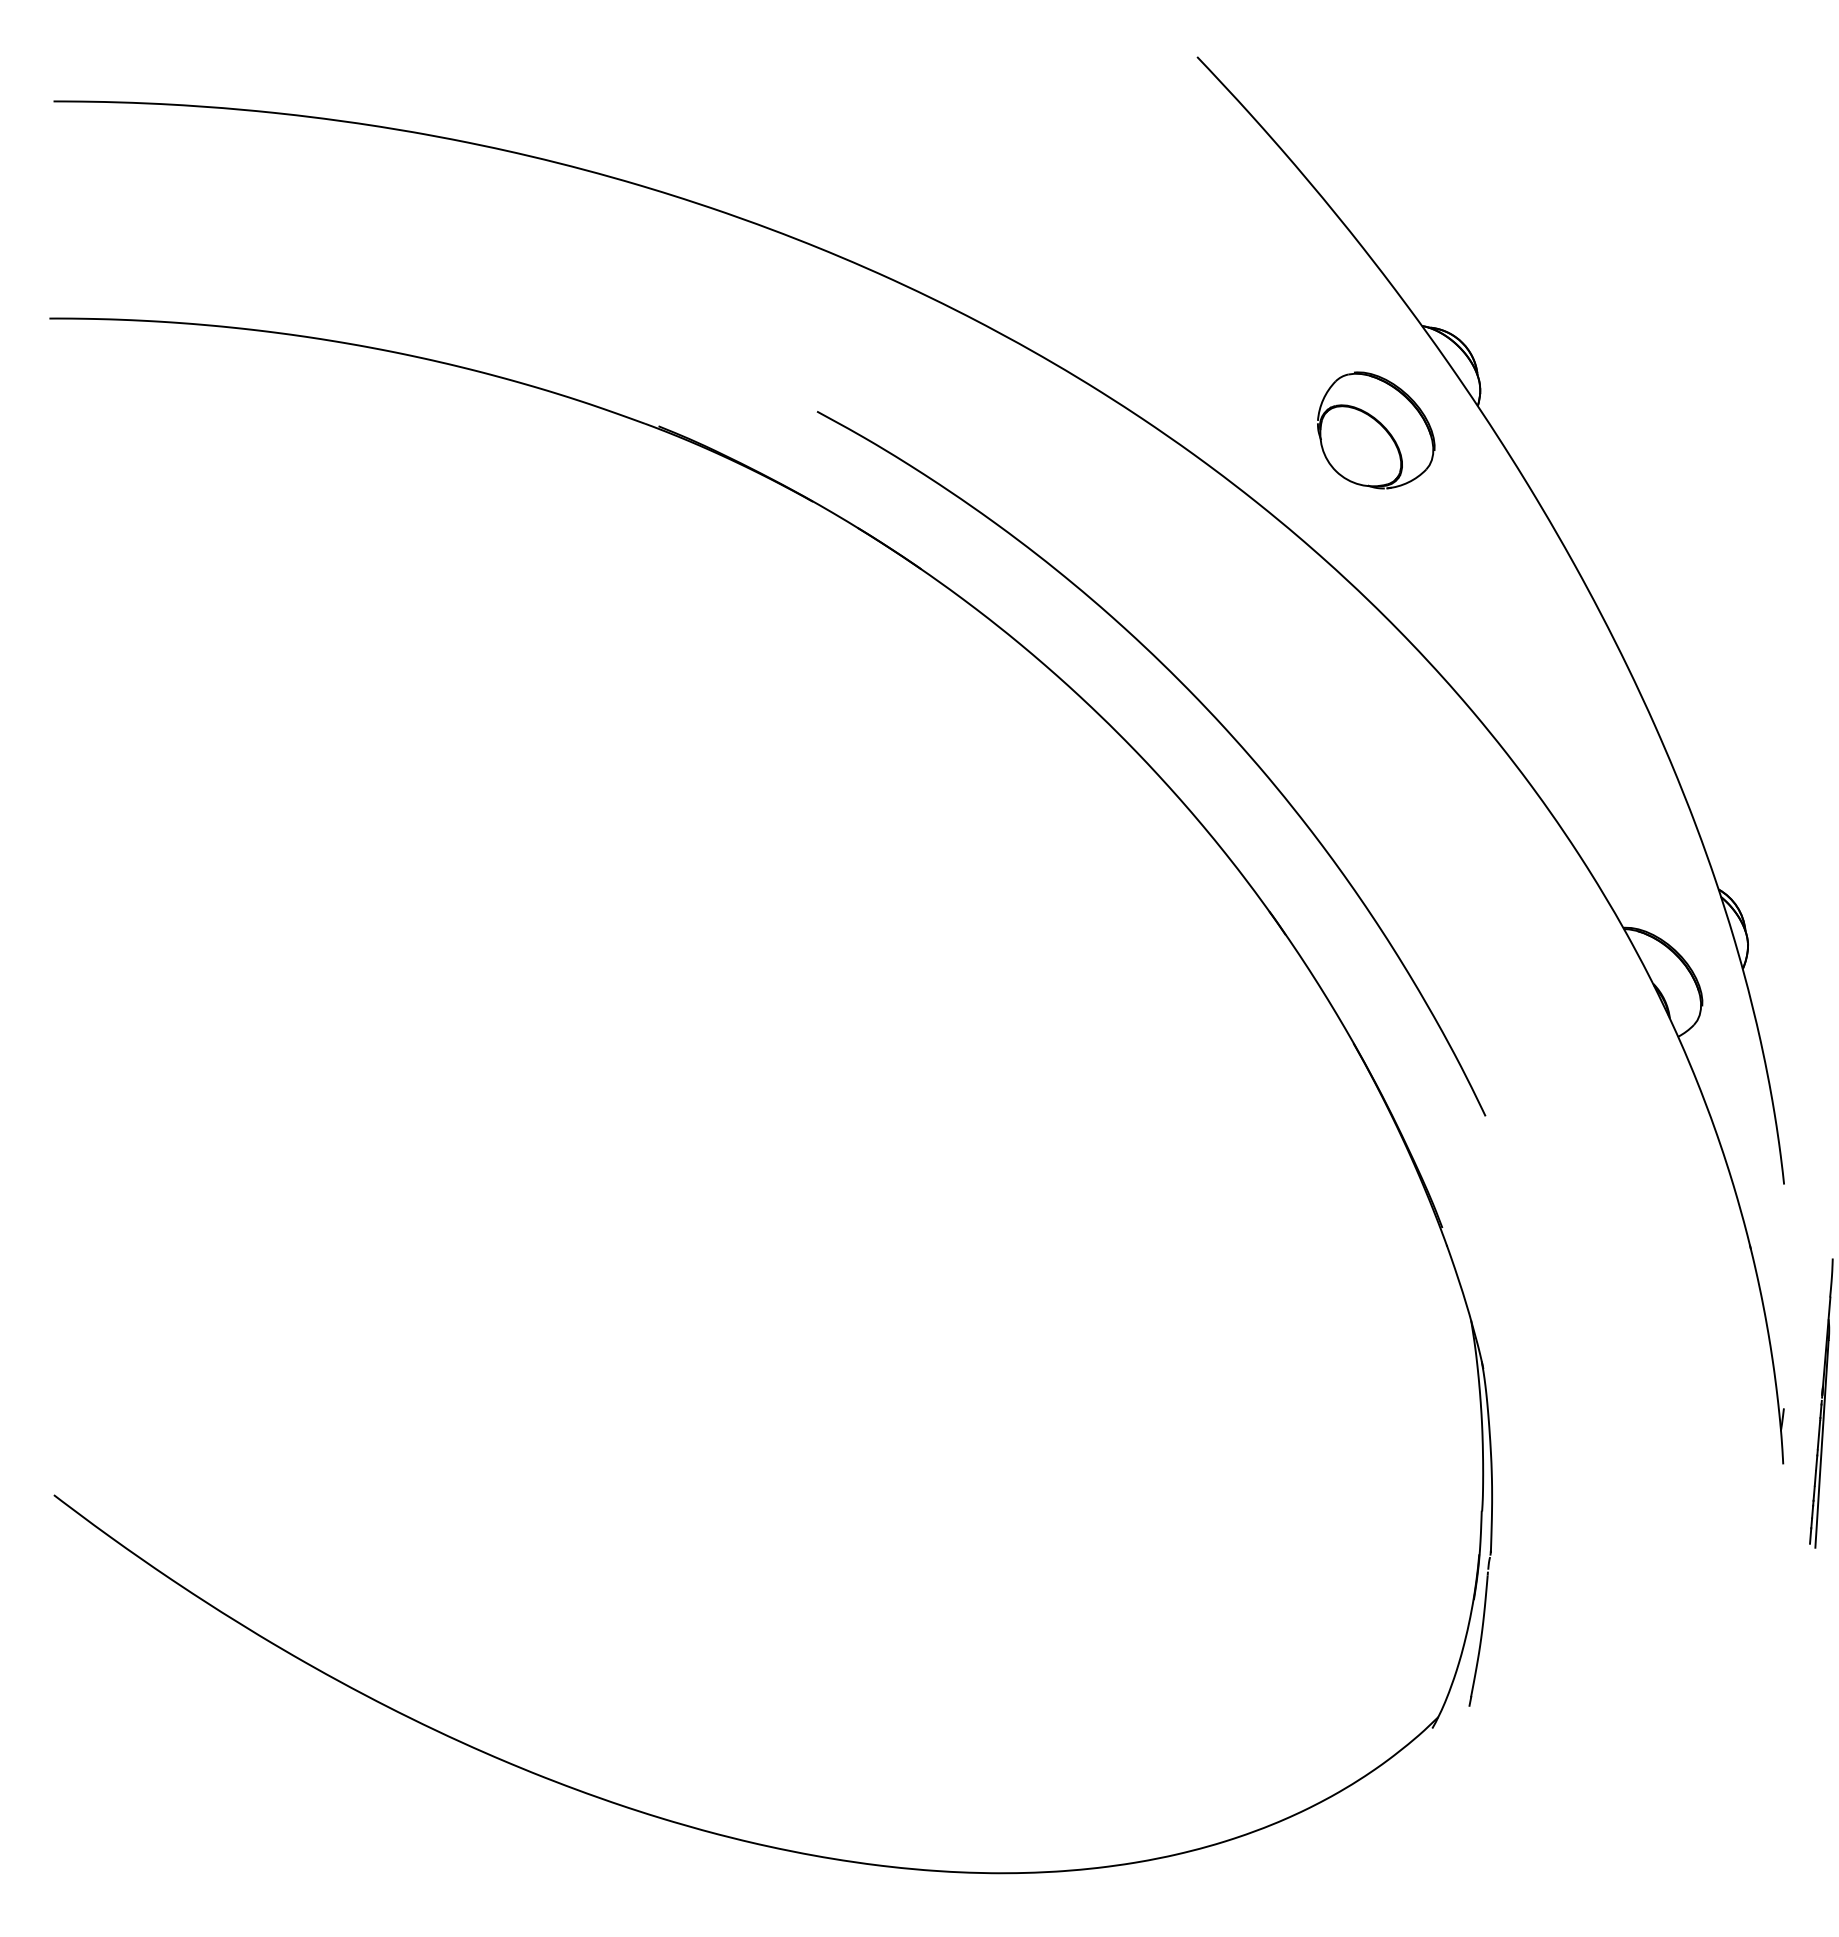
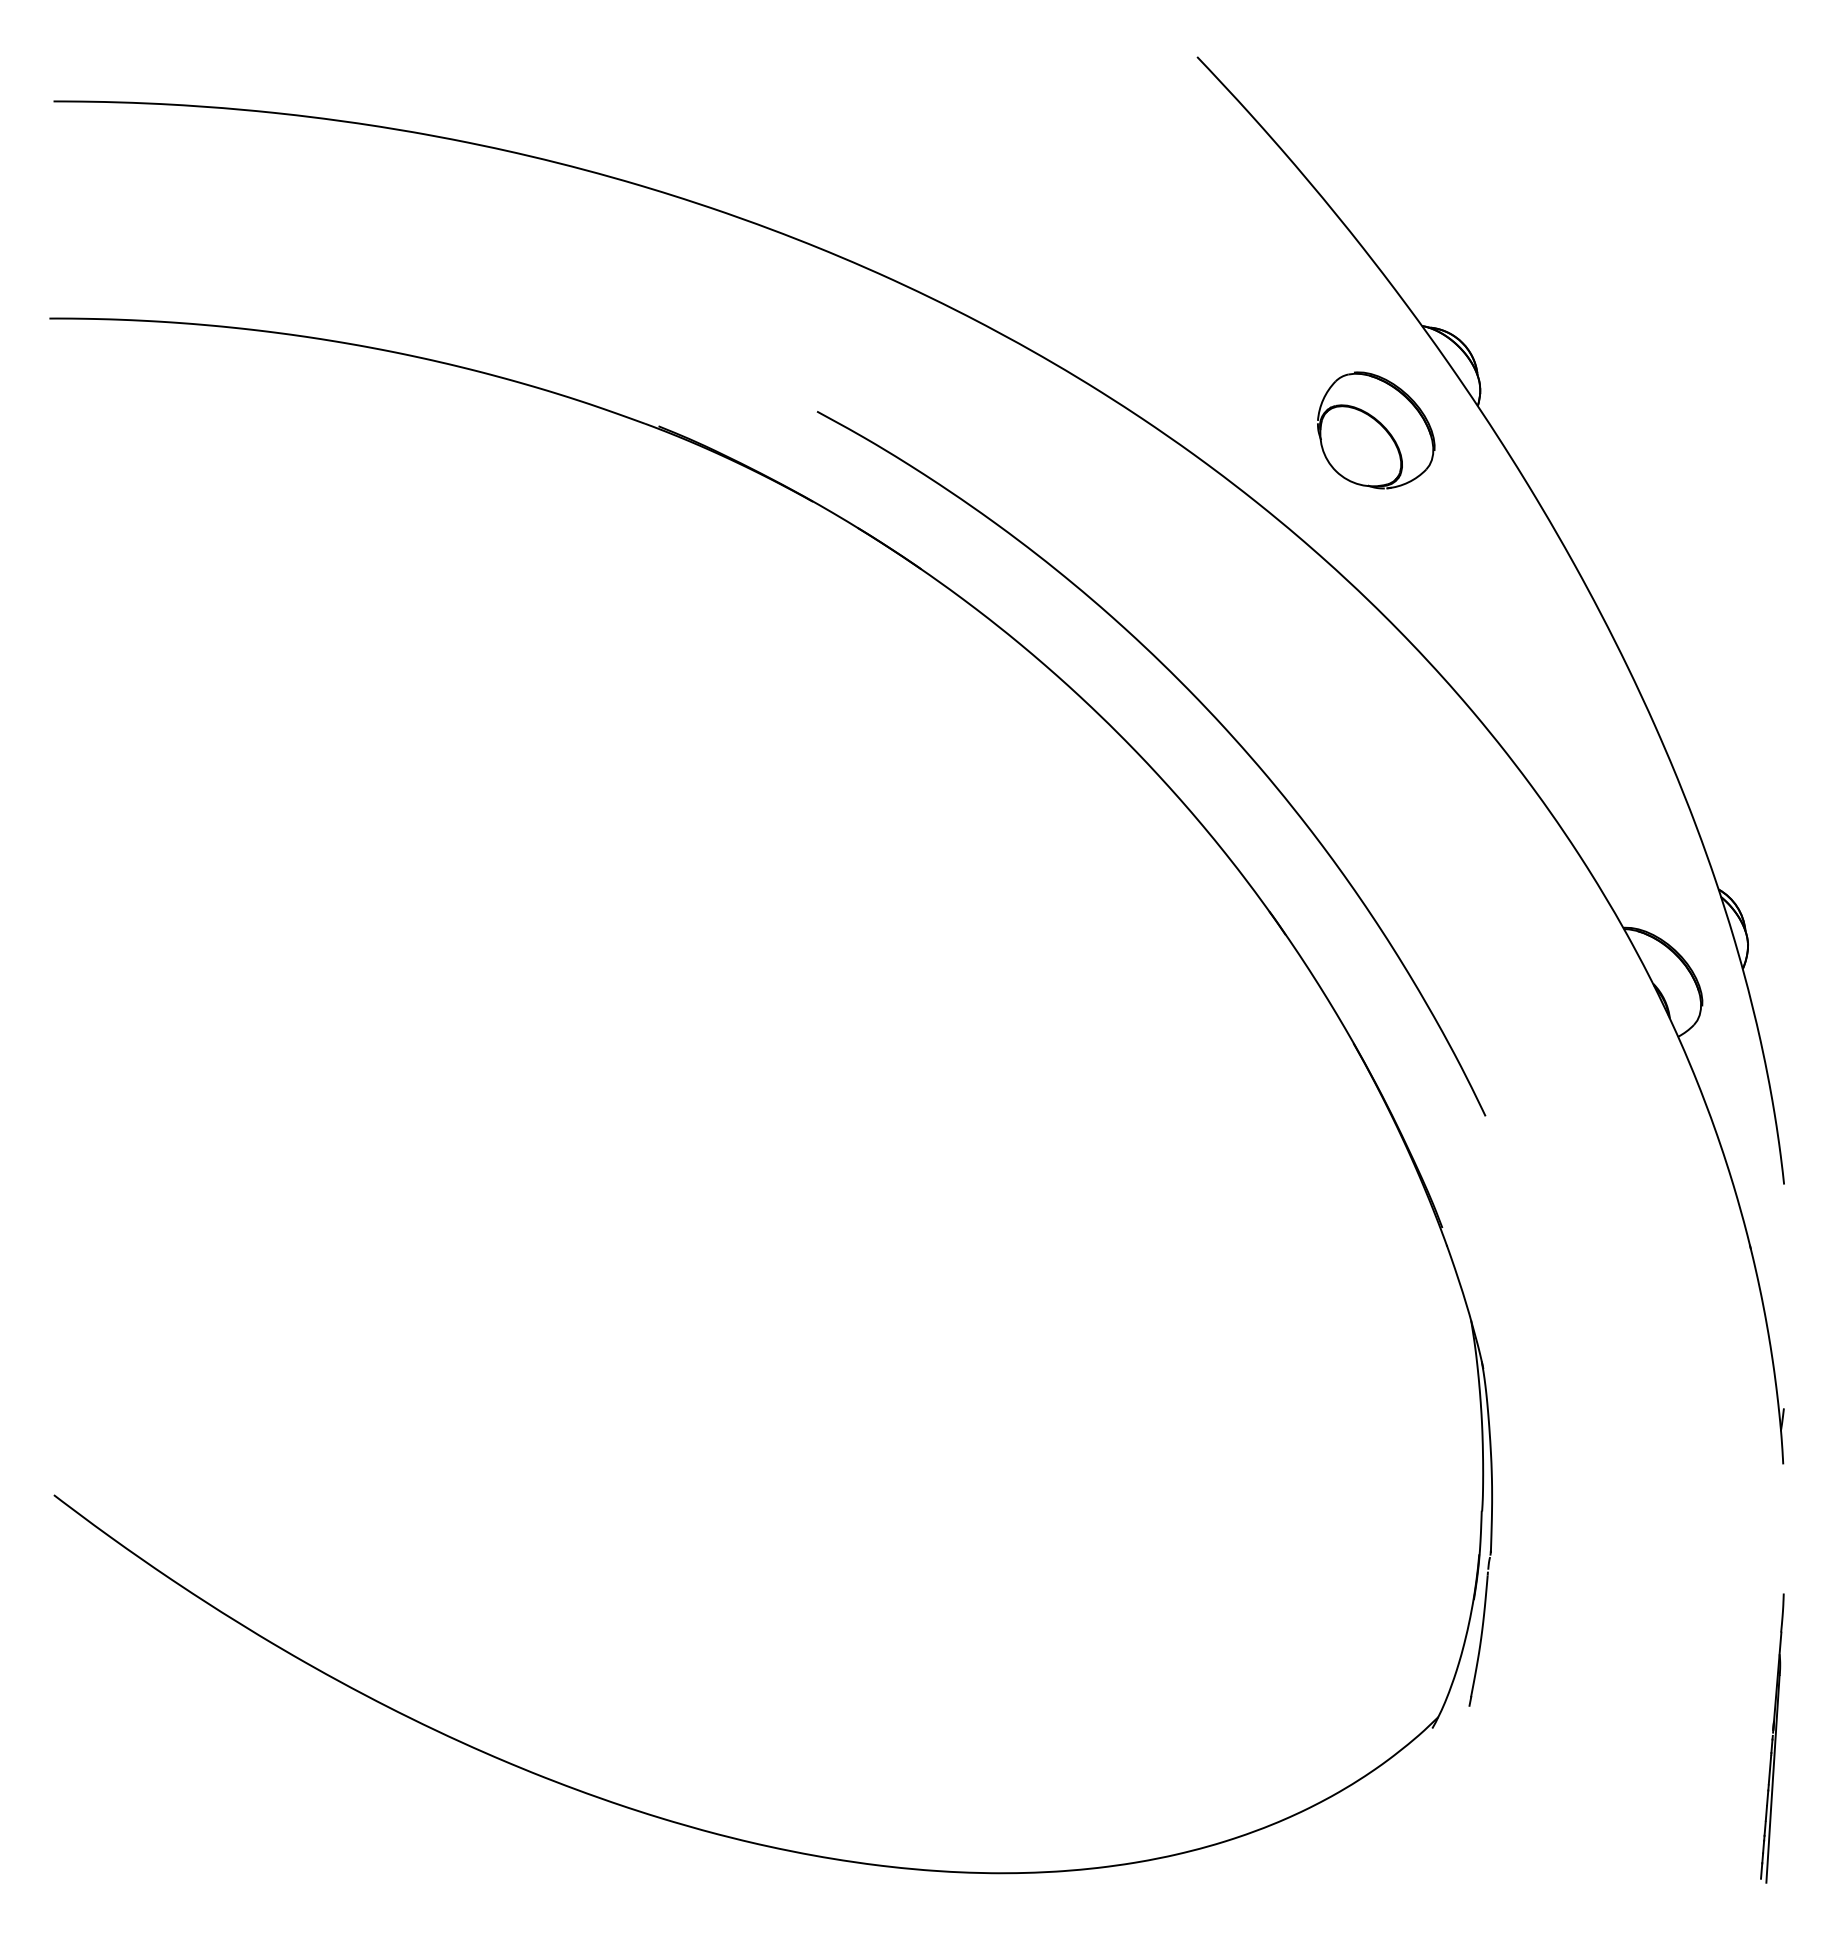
part position: (1821, 1403) -> (1772, 1738) (1772, 1738)
